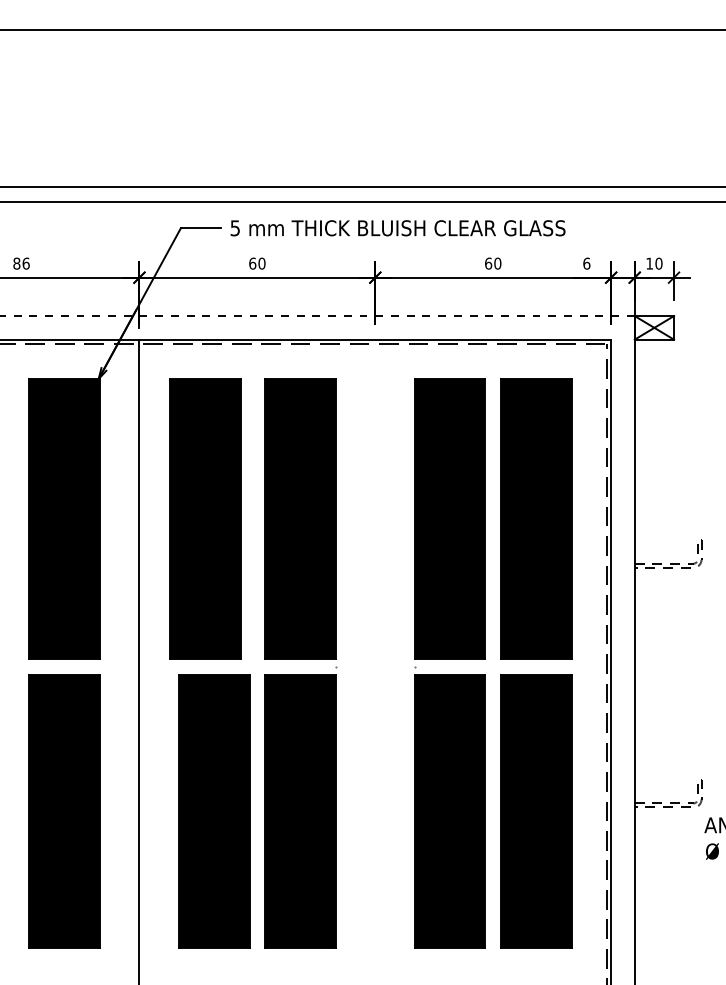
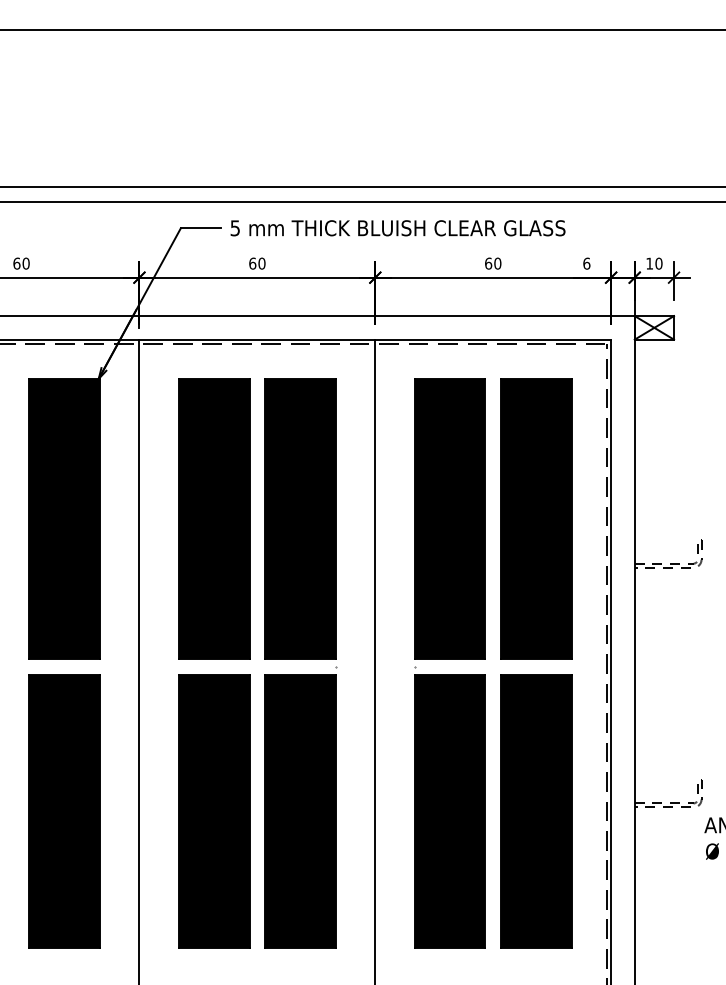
text: 86 -> 60 (21, 263)
line: dashed -> solid (316, 316)
part position: (205, 518) -> (214, 518) (214, 518)
line: none -> present (375, 660)
